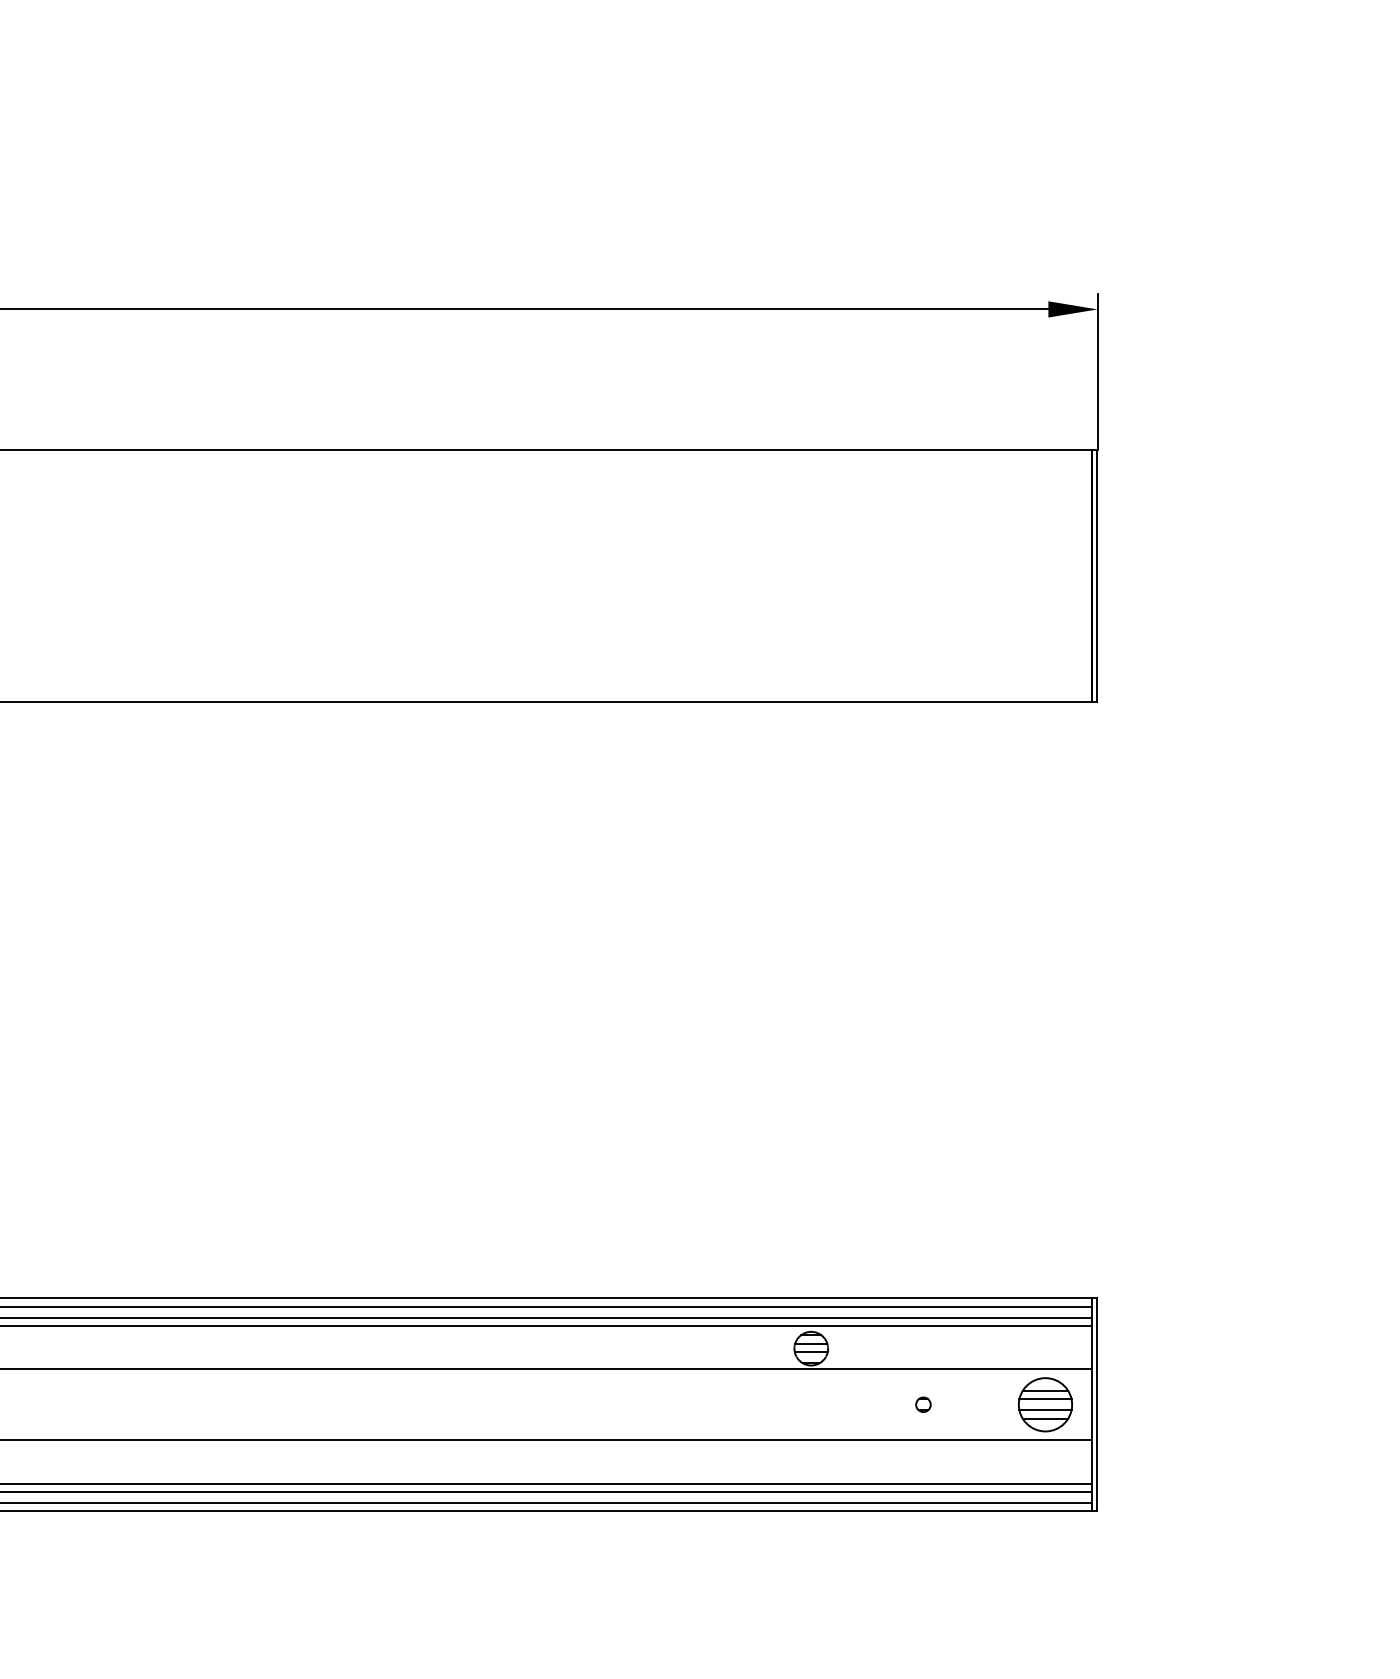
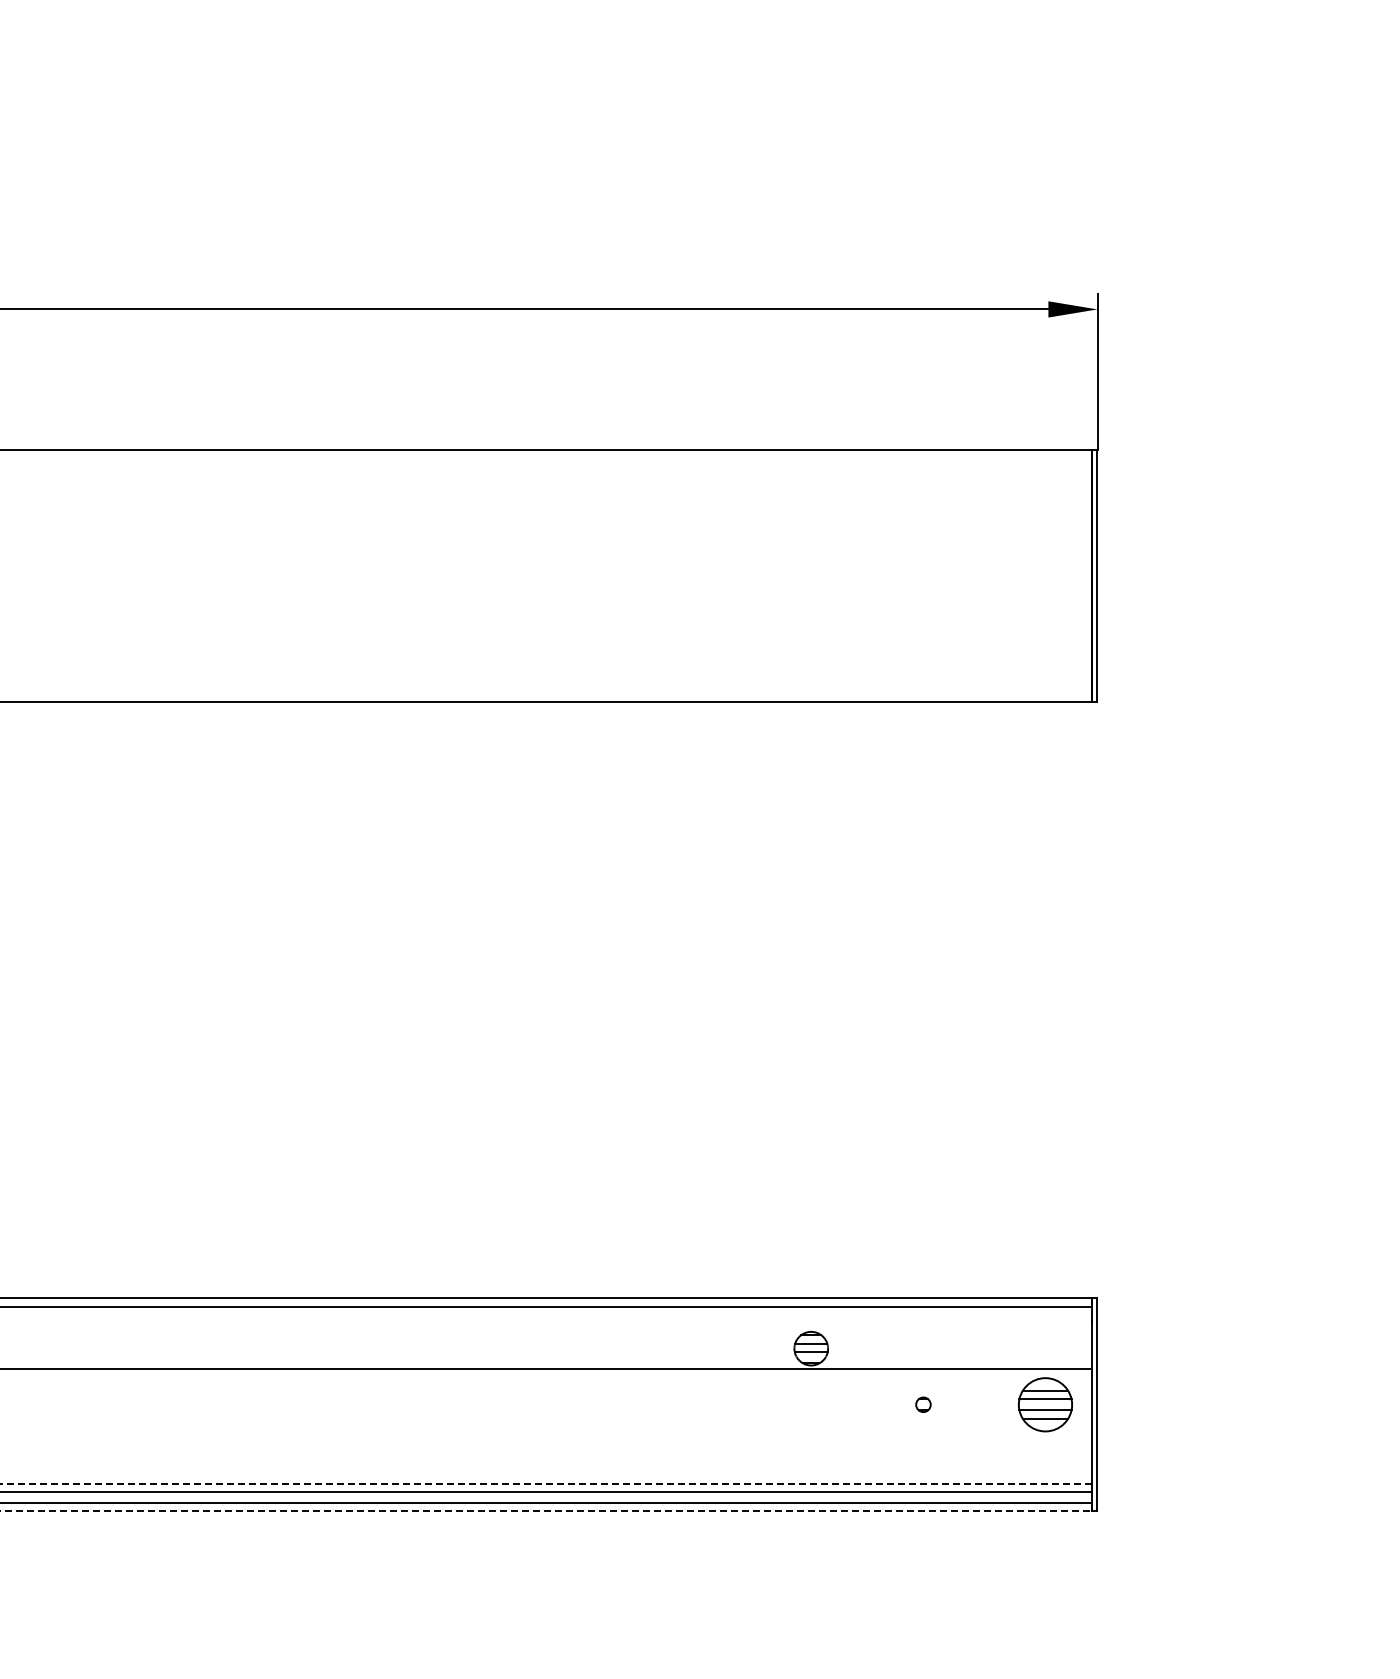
line: present -> none (546, 1317)
line: present -> none (546, 1325)
line: present -> none (546, 1440)
line: solid -> dashed (545, 1484)
line: solid -> dashed (546, 1511)
